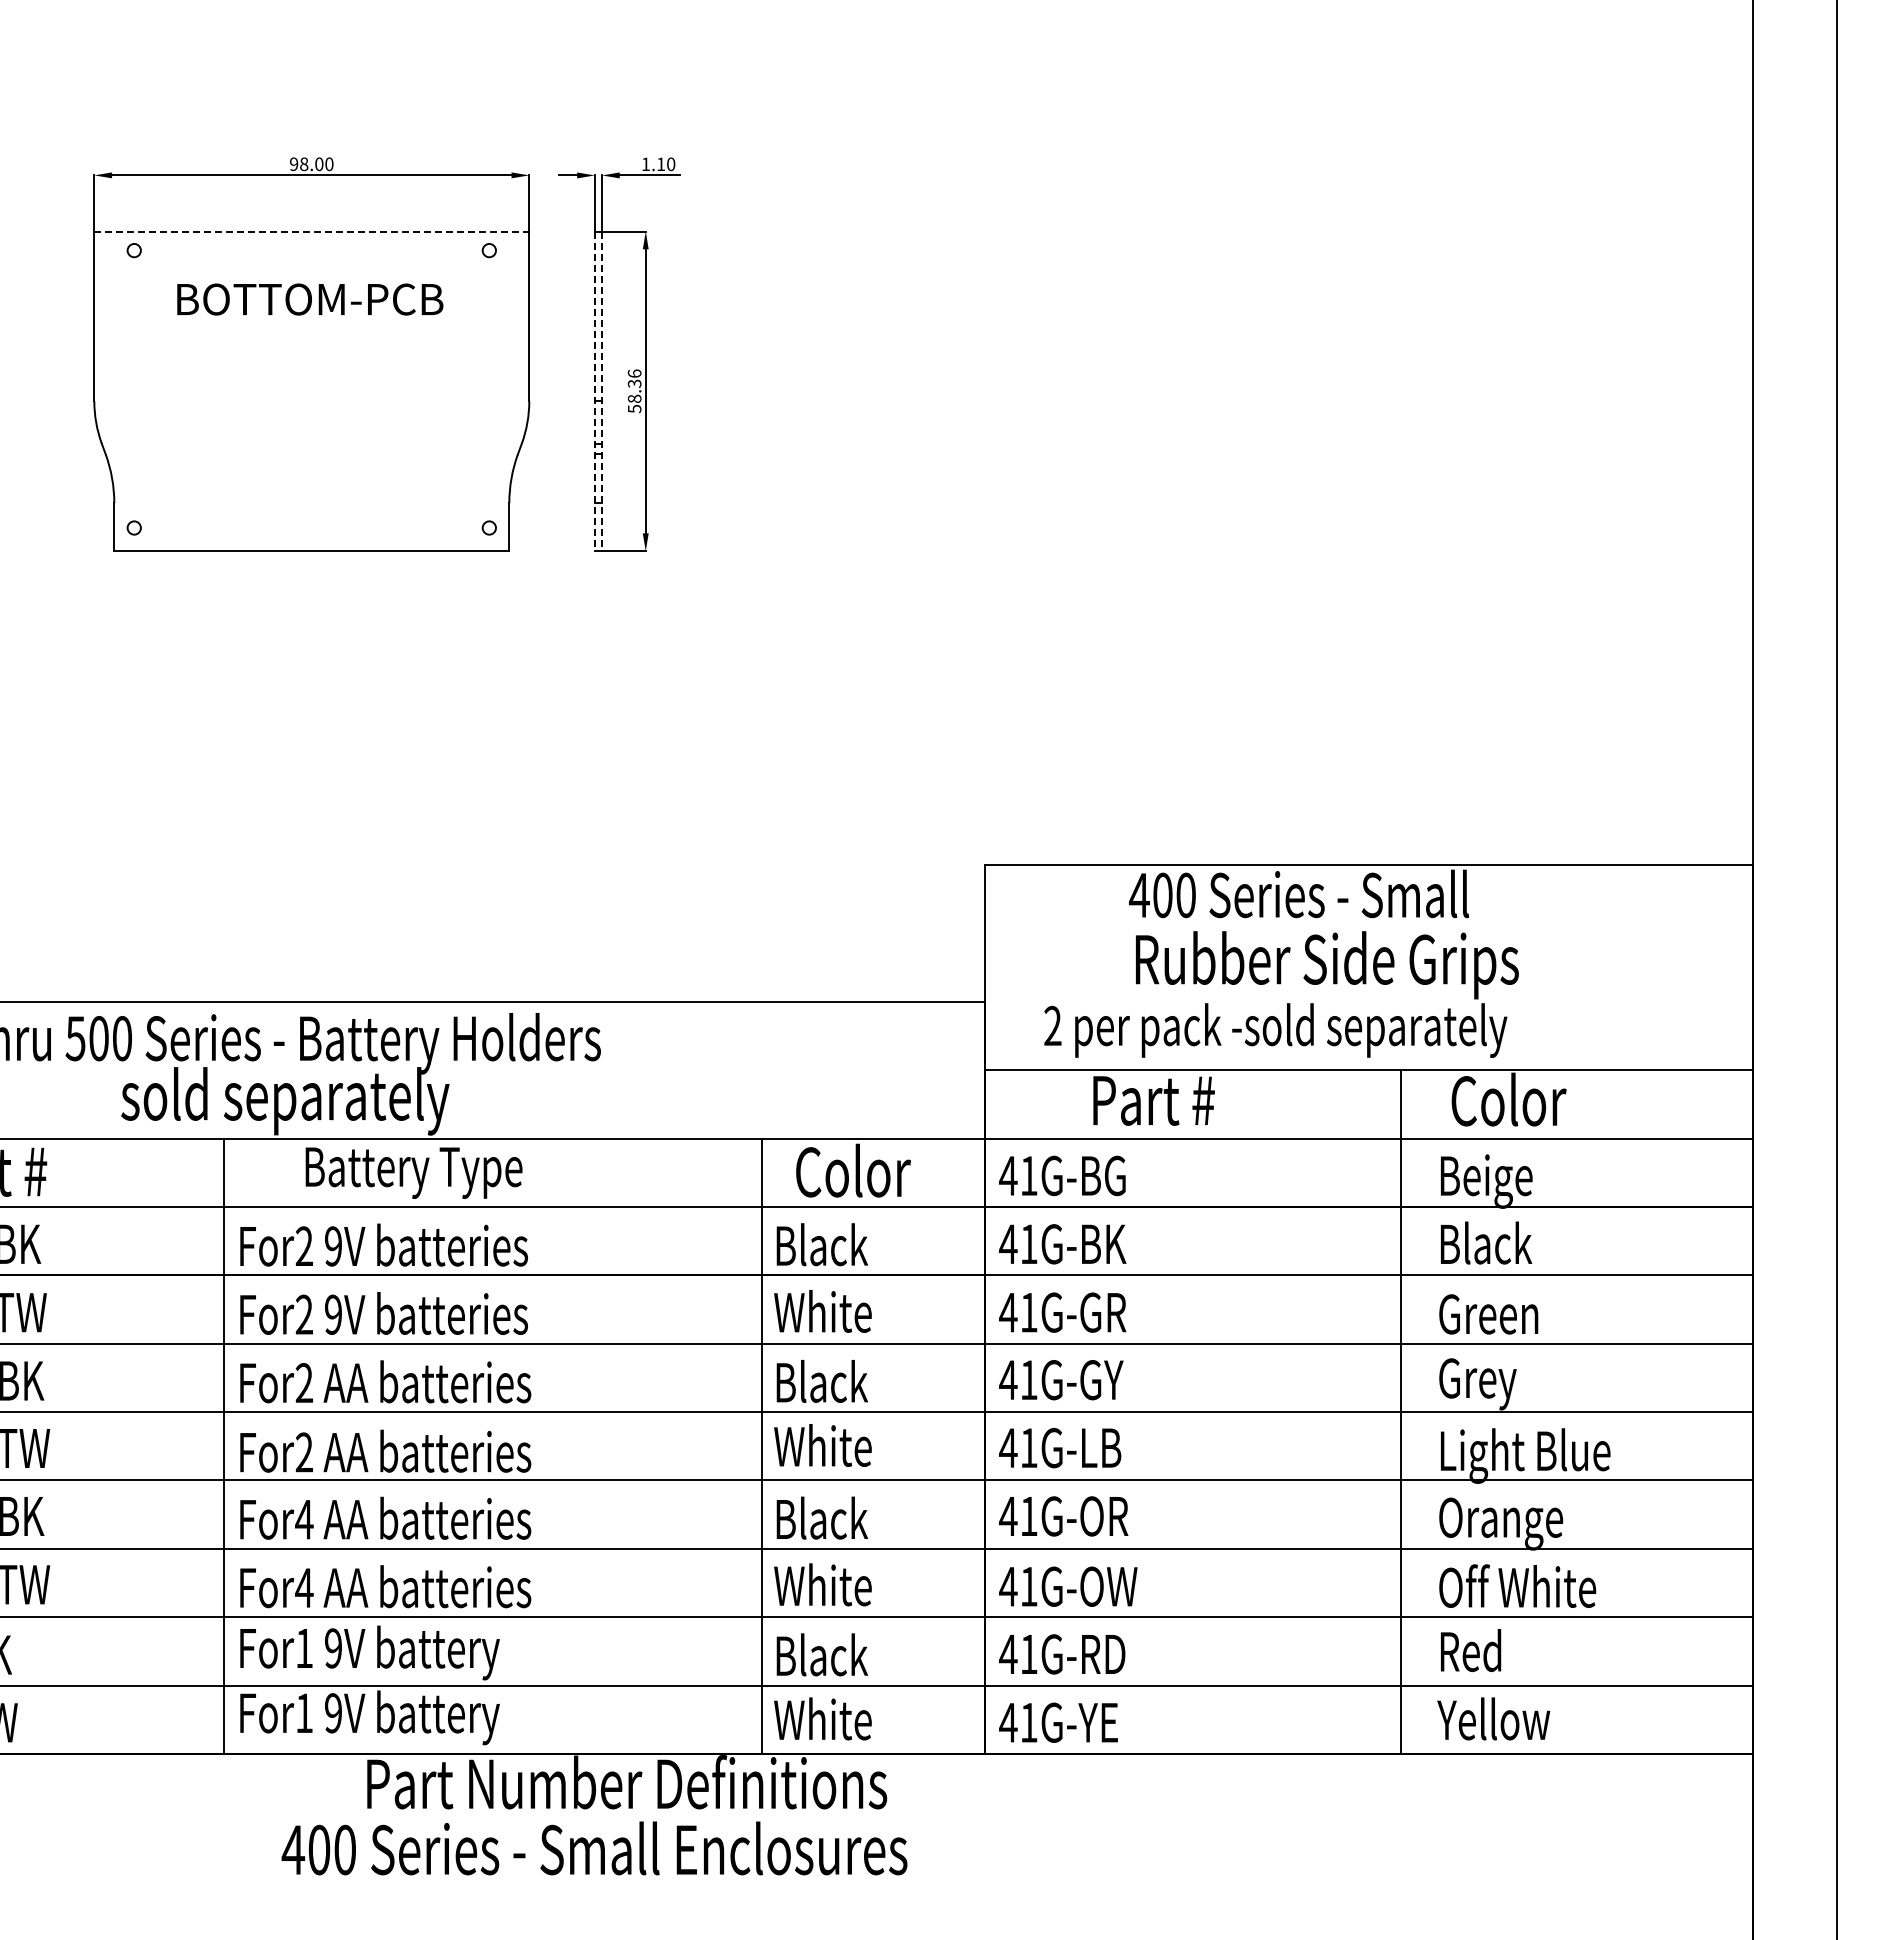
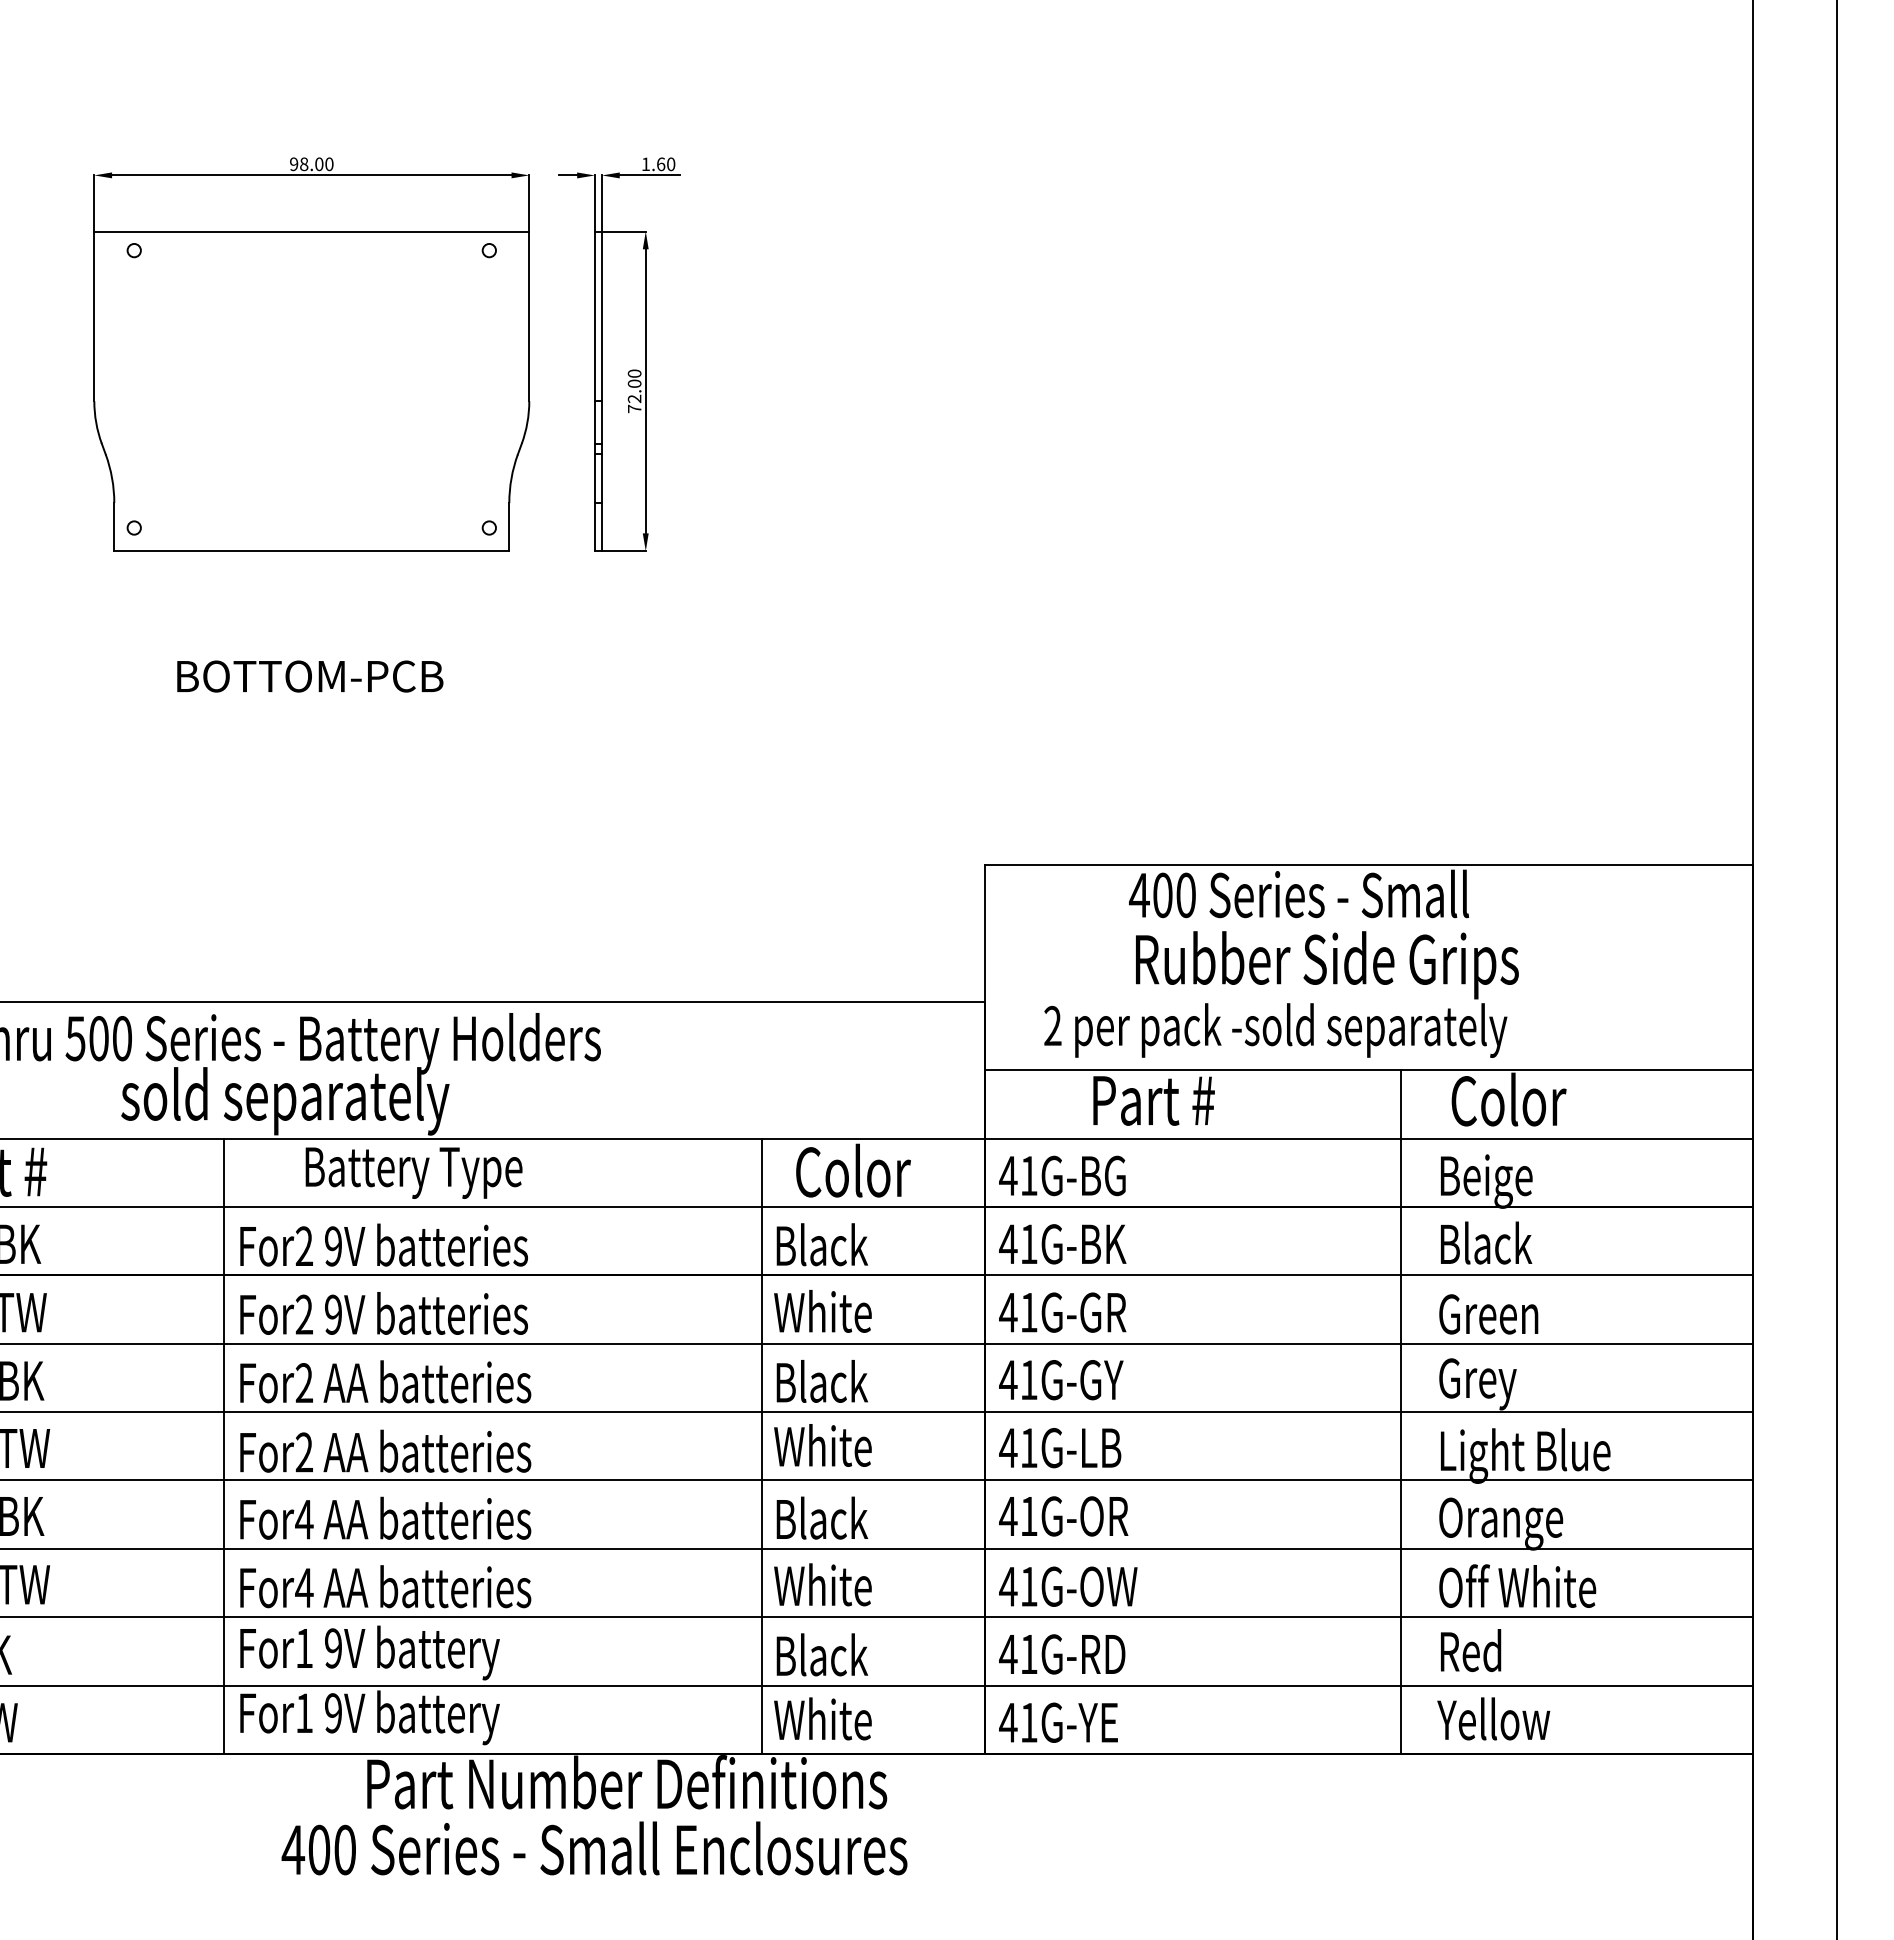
text: 1.10 -> 1.60 (661, 164)
line: dashed -> solid (312, 231)
text position: (310, 299) -> (310, 676) (310, 676)
line: dashed -> solid (594, 391)
line: dashed -> solid (602, 391)
text: 58.36 -> 72.00 (634, 391)
